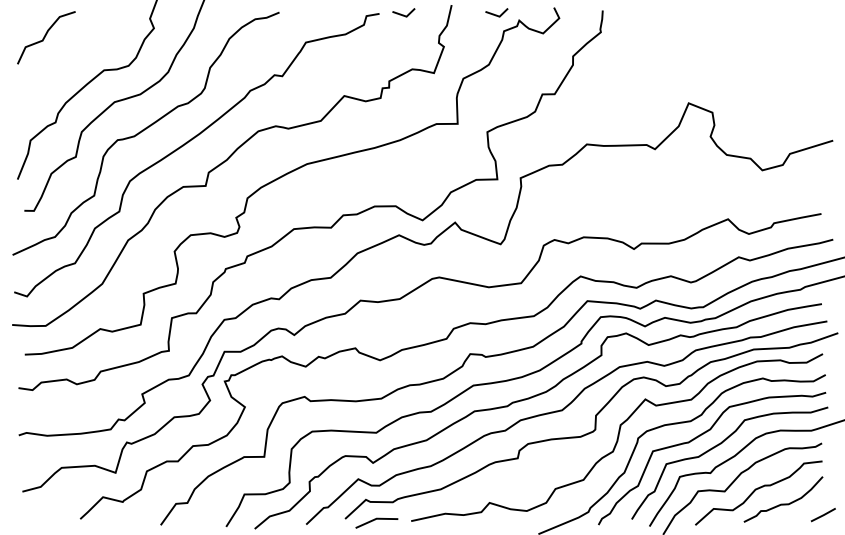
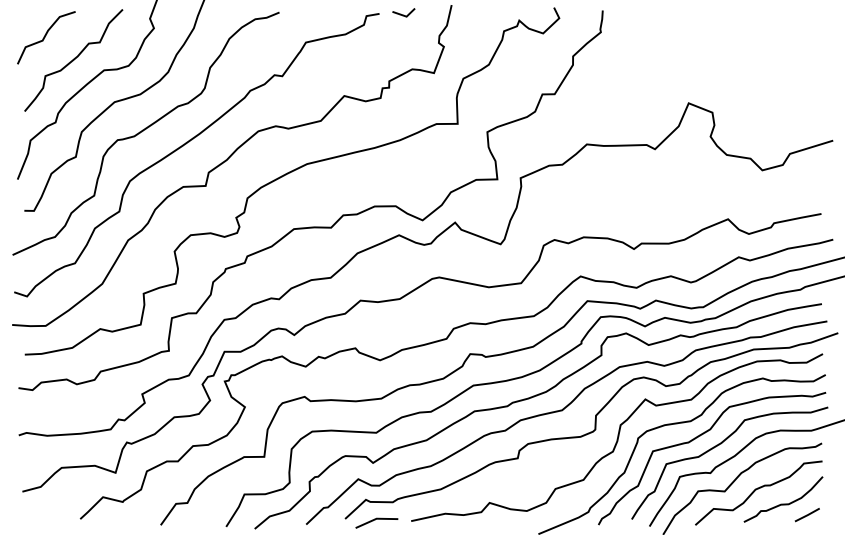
line: present -> none (496, 14)
curve: none -> present (73, 60)
line position: (822, 515) -> (806, 515) (806, 515)
